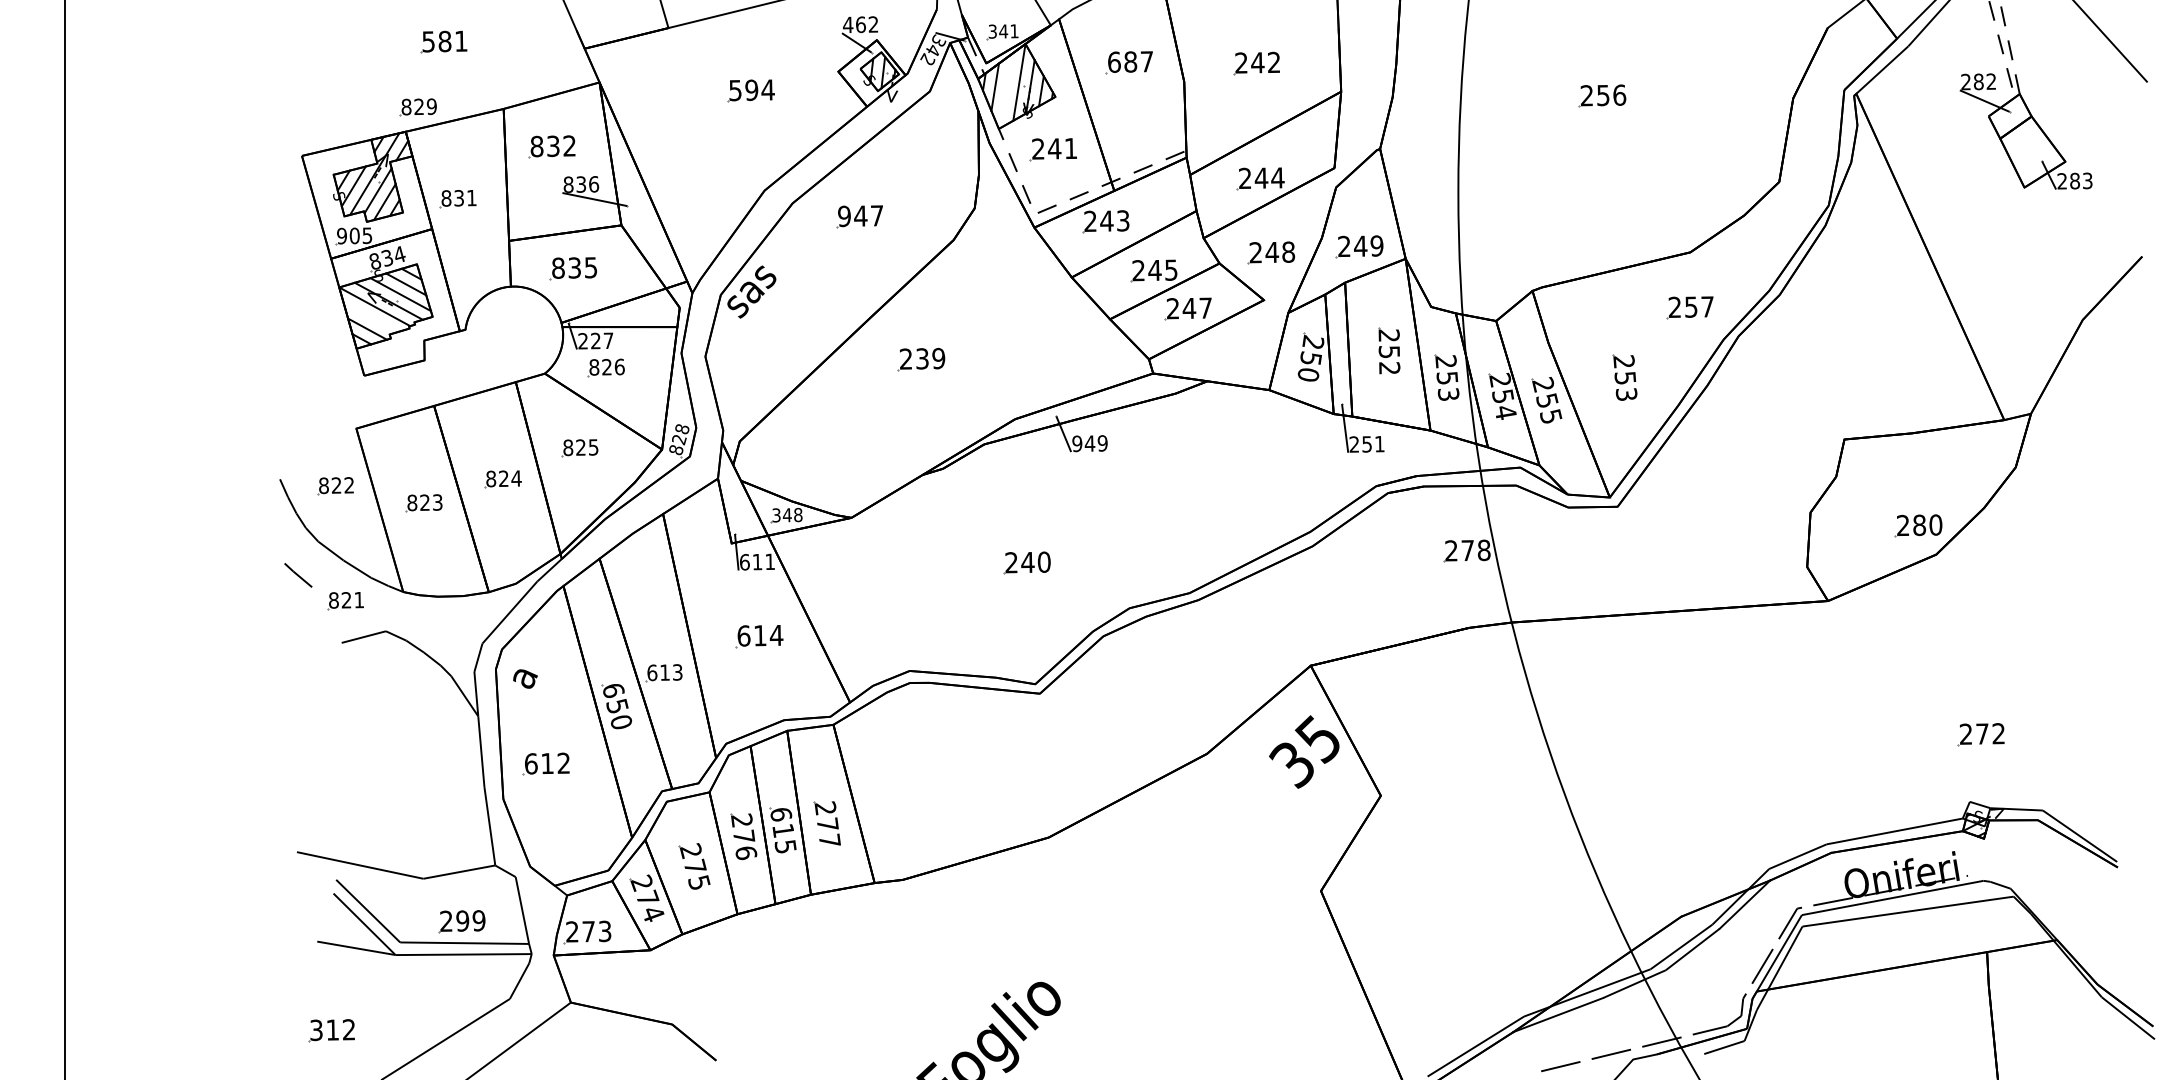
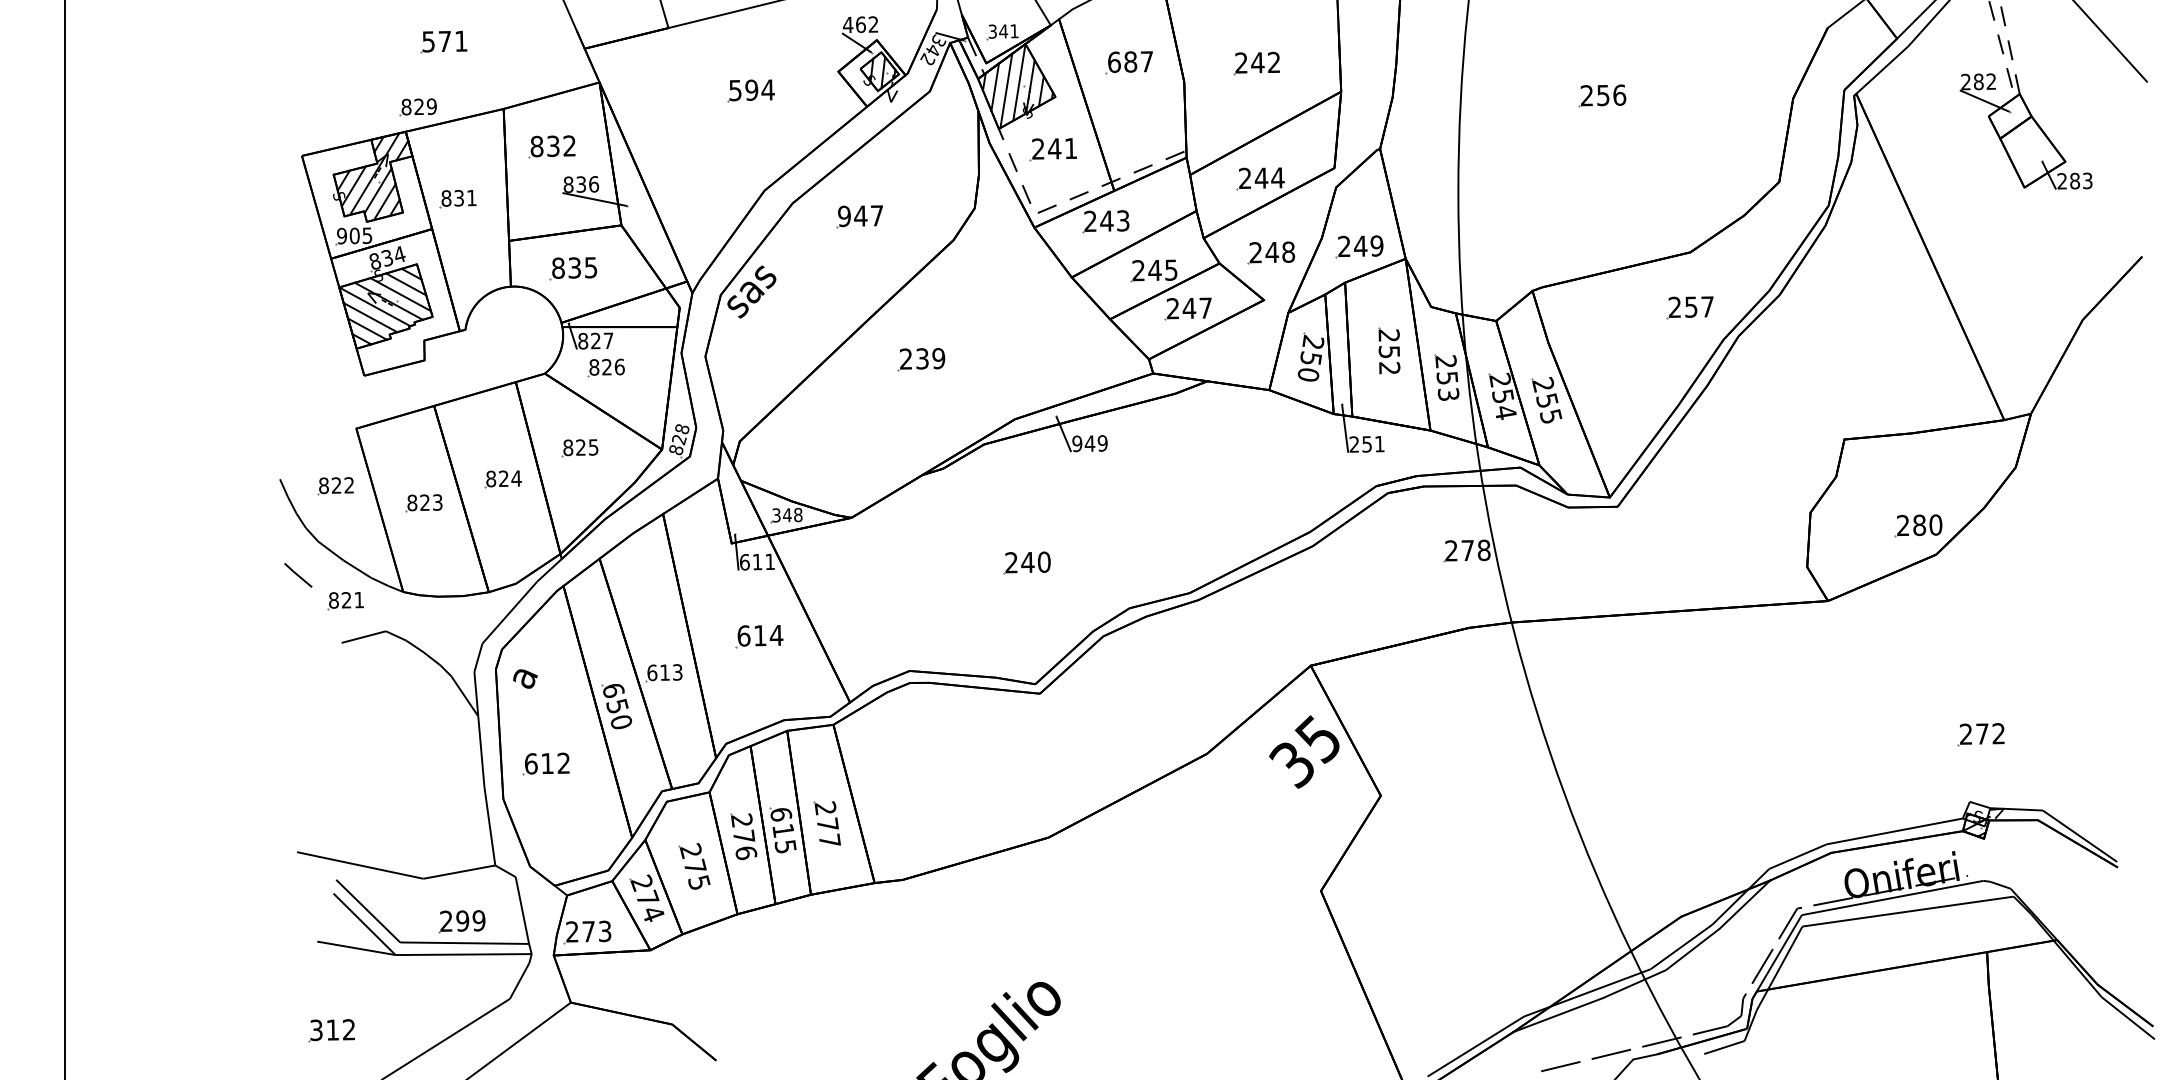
text: 581 -> 571 (444, 41)
line: none -> present (1006, 90)
line: none -> present (370, 317)
text: 227 -> 827 (583, 341)
part: present -> none (1624, 377)
